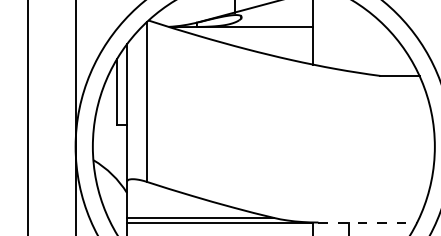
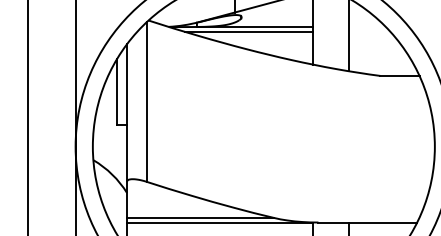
line: none -> present (248, 31)
line: none -> present (348, 36)
line: dashed -> solid (368, 222)
